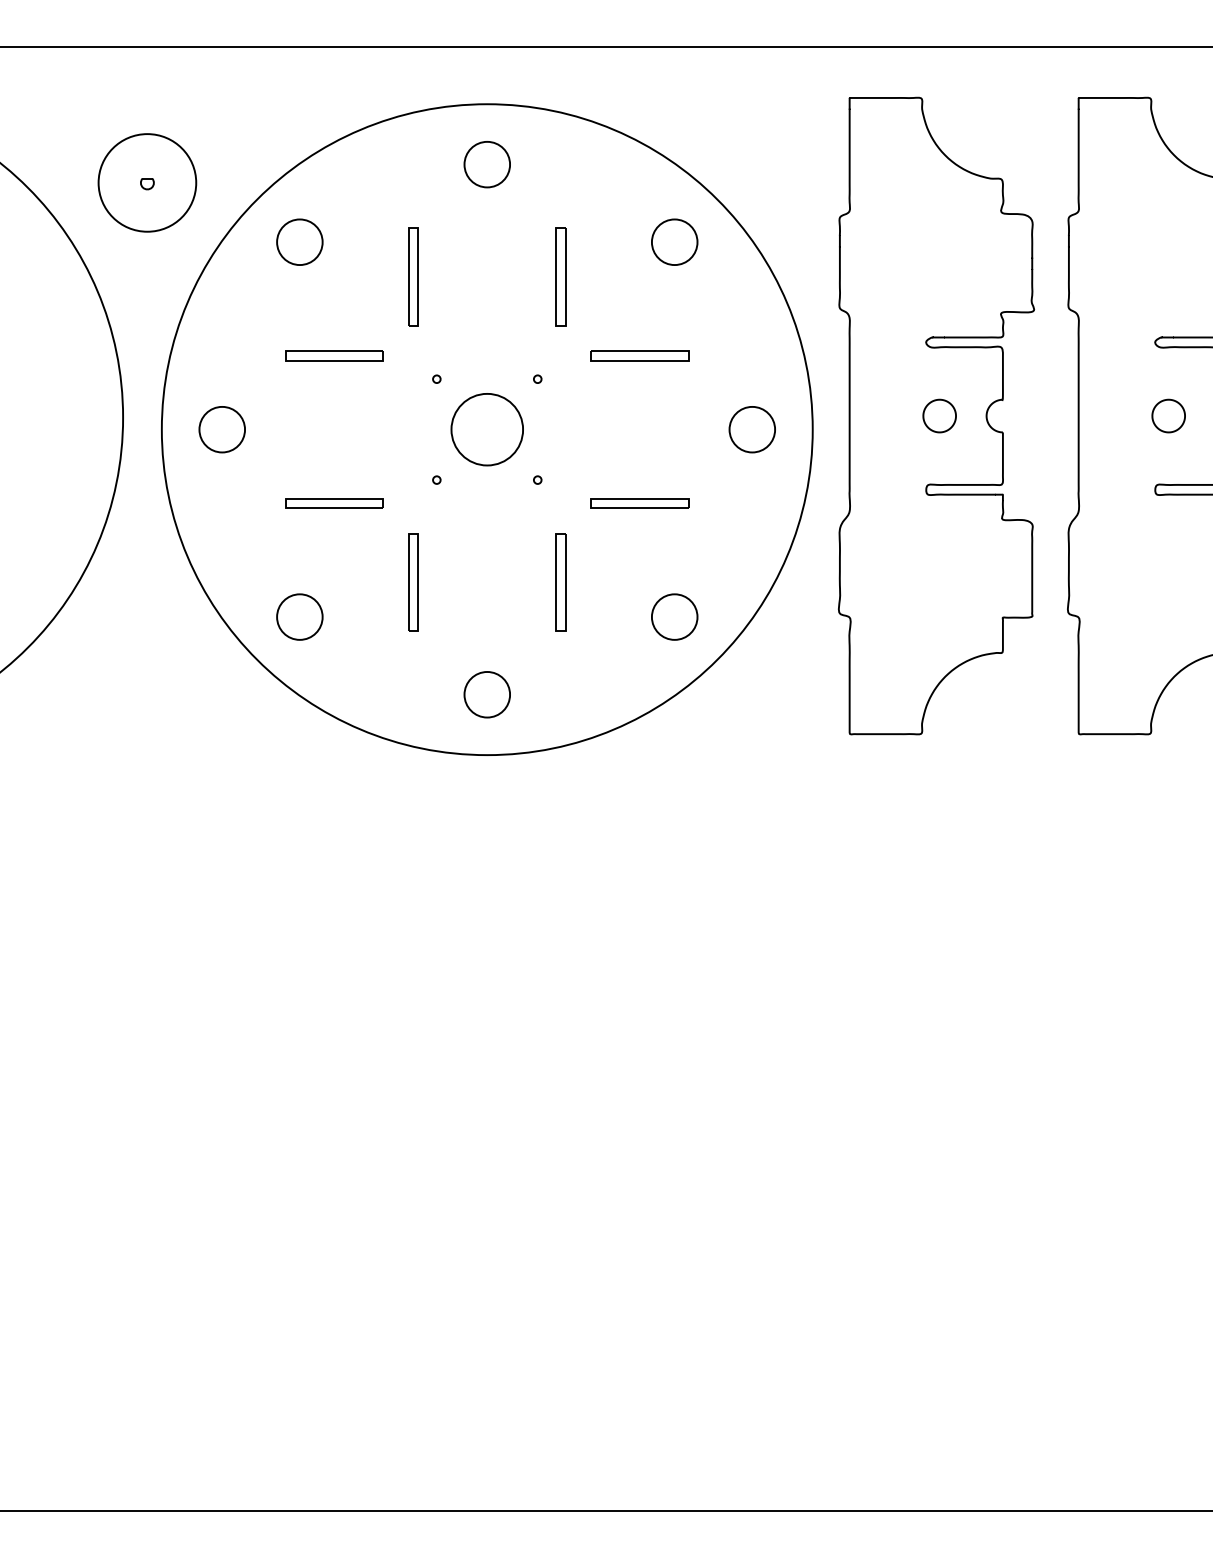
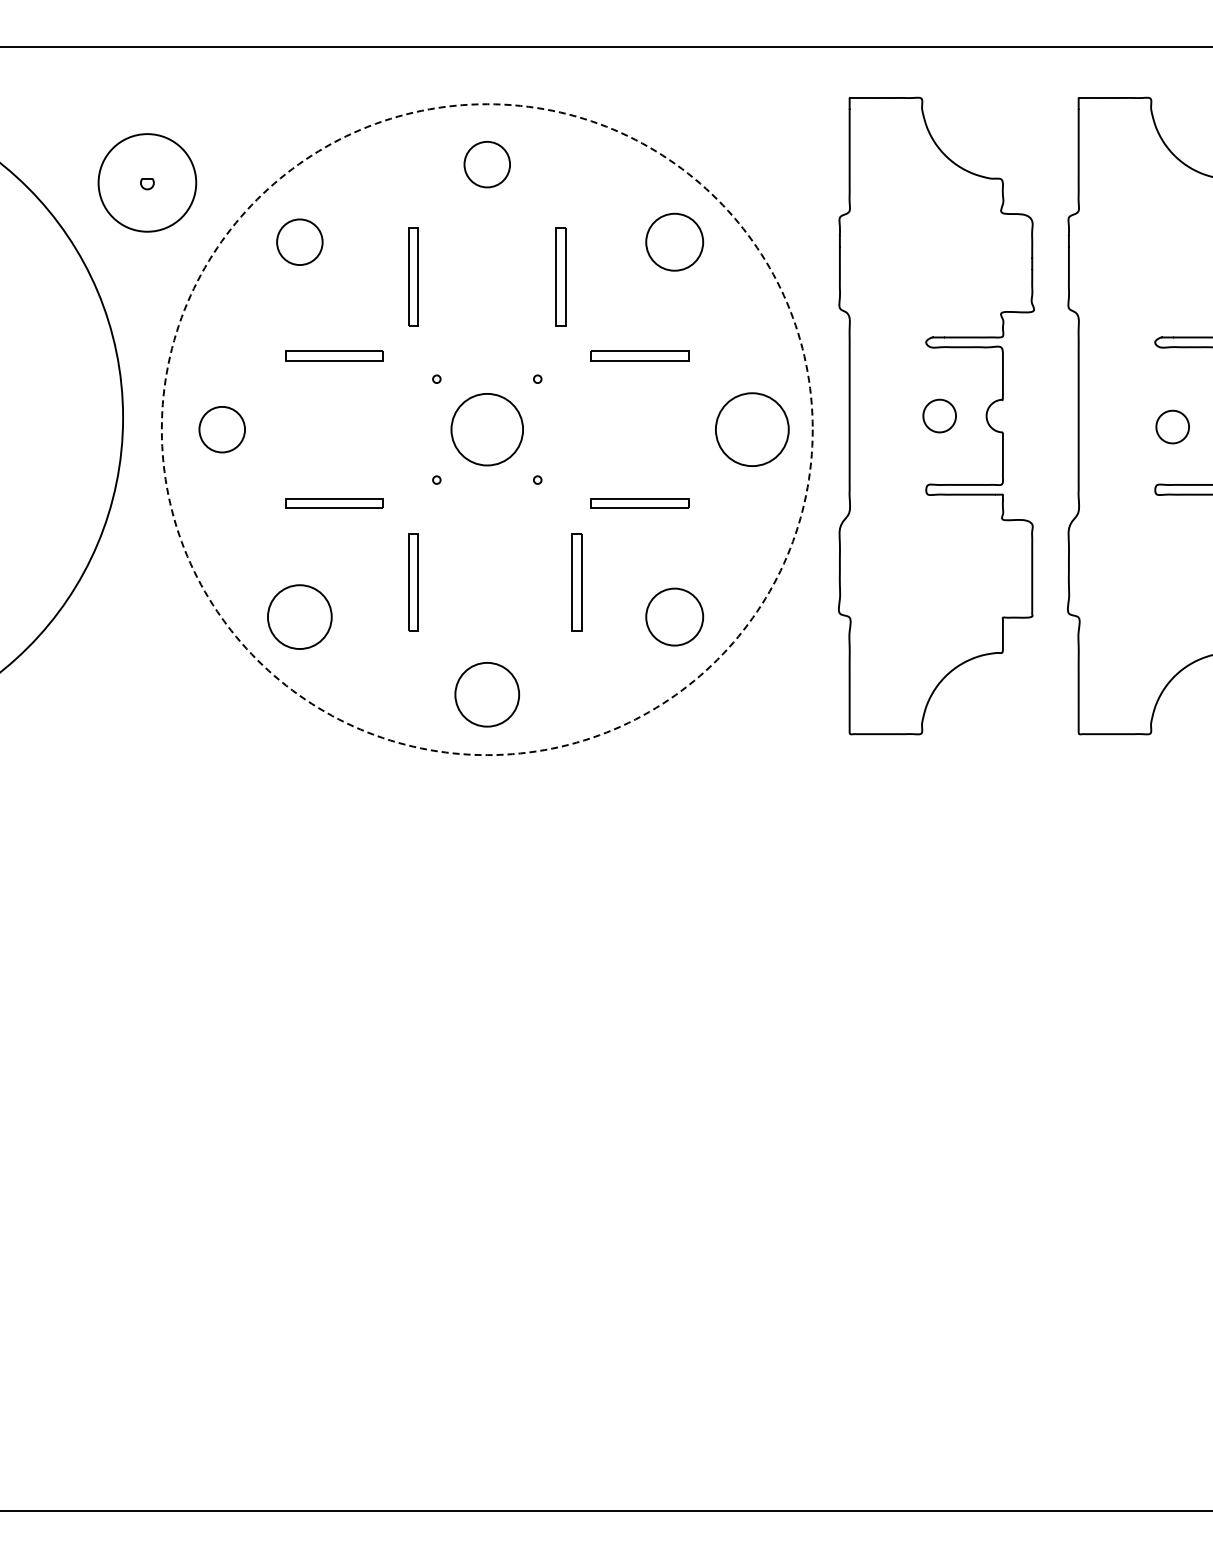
circle diameter: 46 px -> 57 px (674, 241)
part position: (1168, 415) -> (1172, 426) (1172, 426)
circle: solid -> dashed (486, 429)
circle diameter: 46 px -> 73 px (751, 429)
part position: (560, 582) -> (576, 582) (576, 582)
circle diameter: 46 px -> 64 px (299, 617)
circle diameter: 46 px -> 57 px (674, 616)
circle diameter: 46 px -> 64 px (487, 694)
